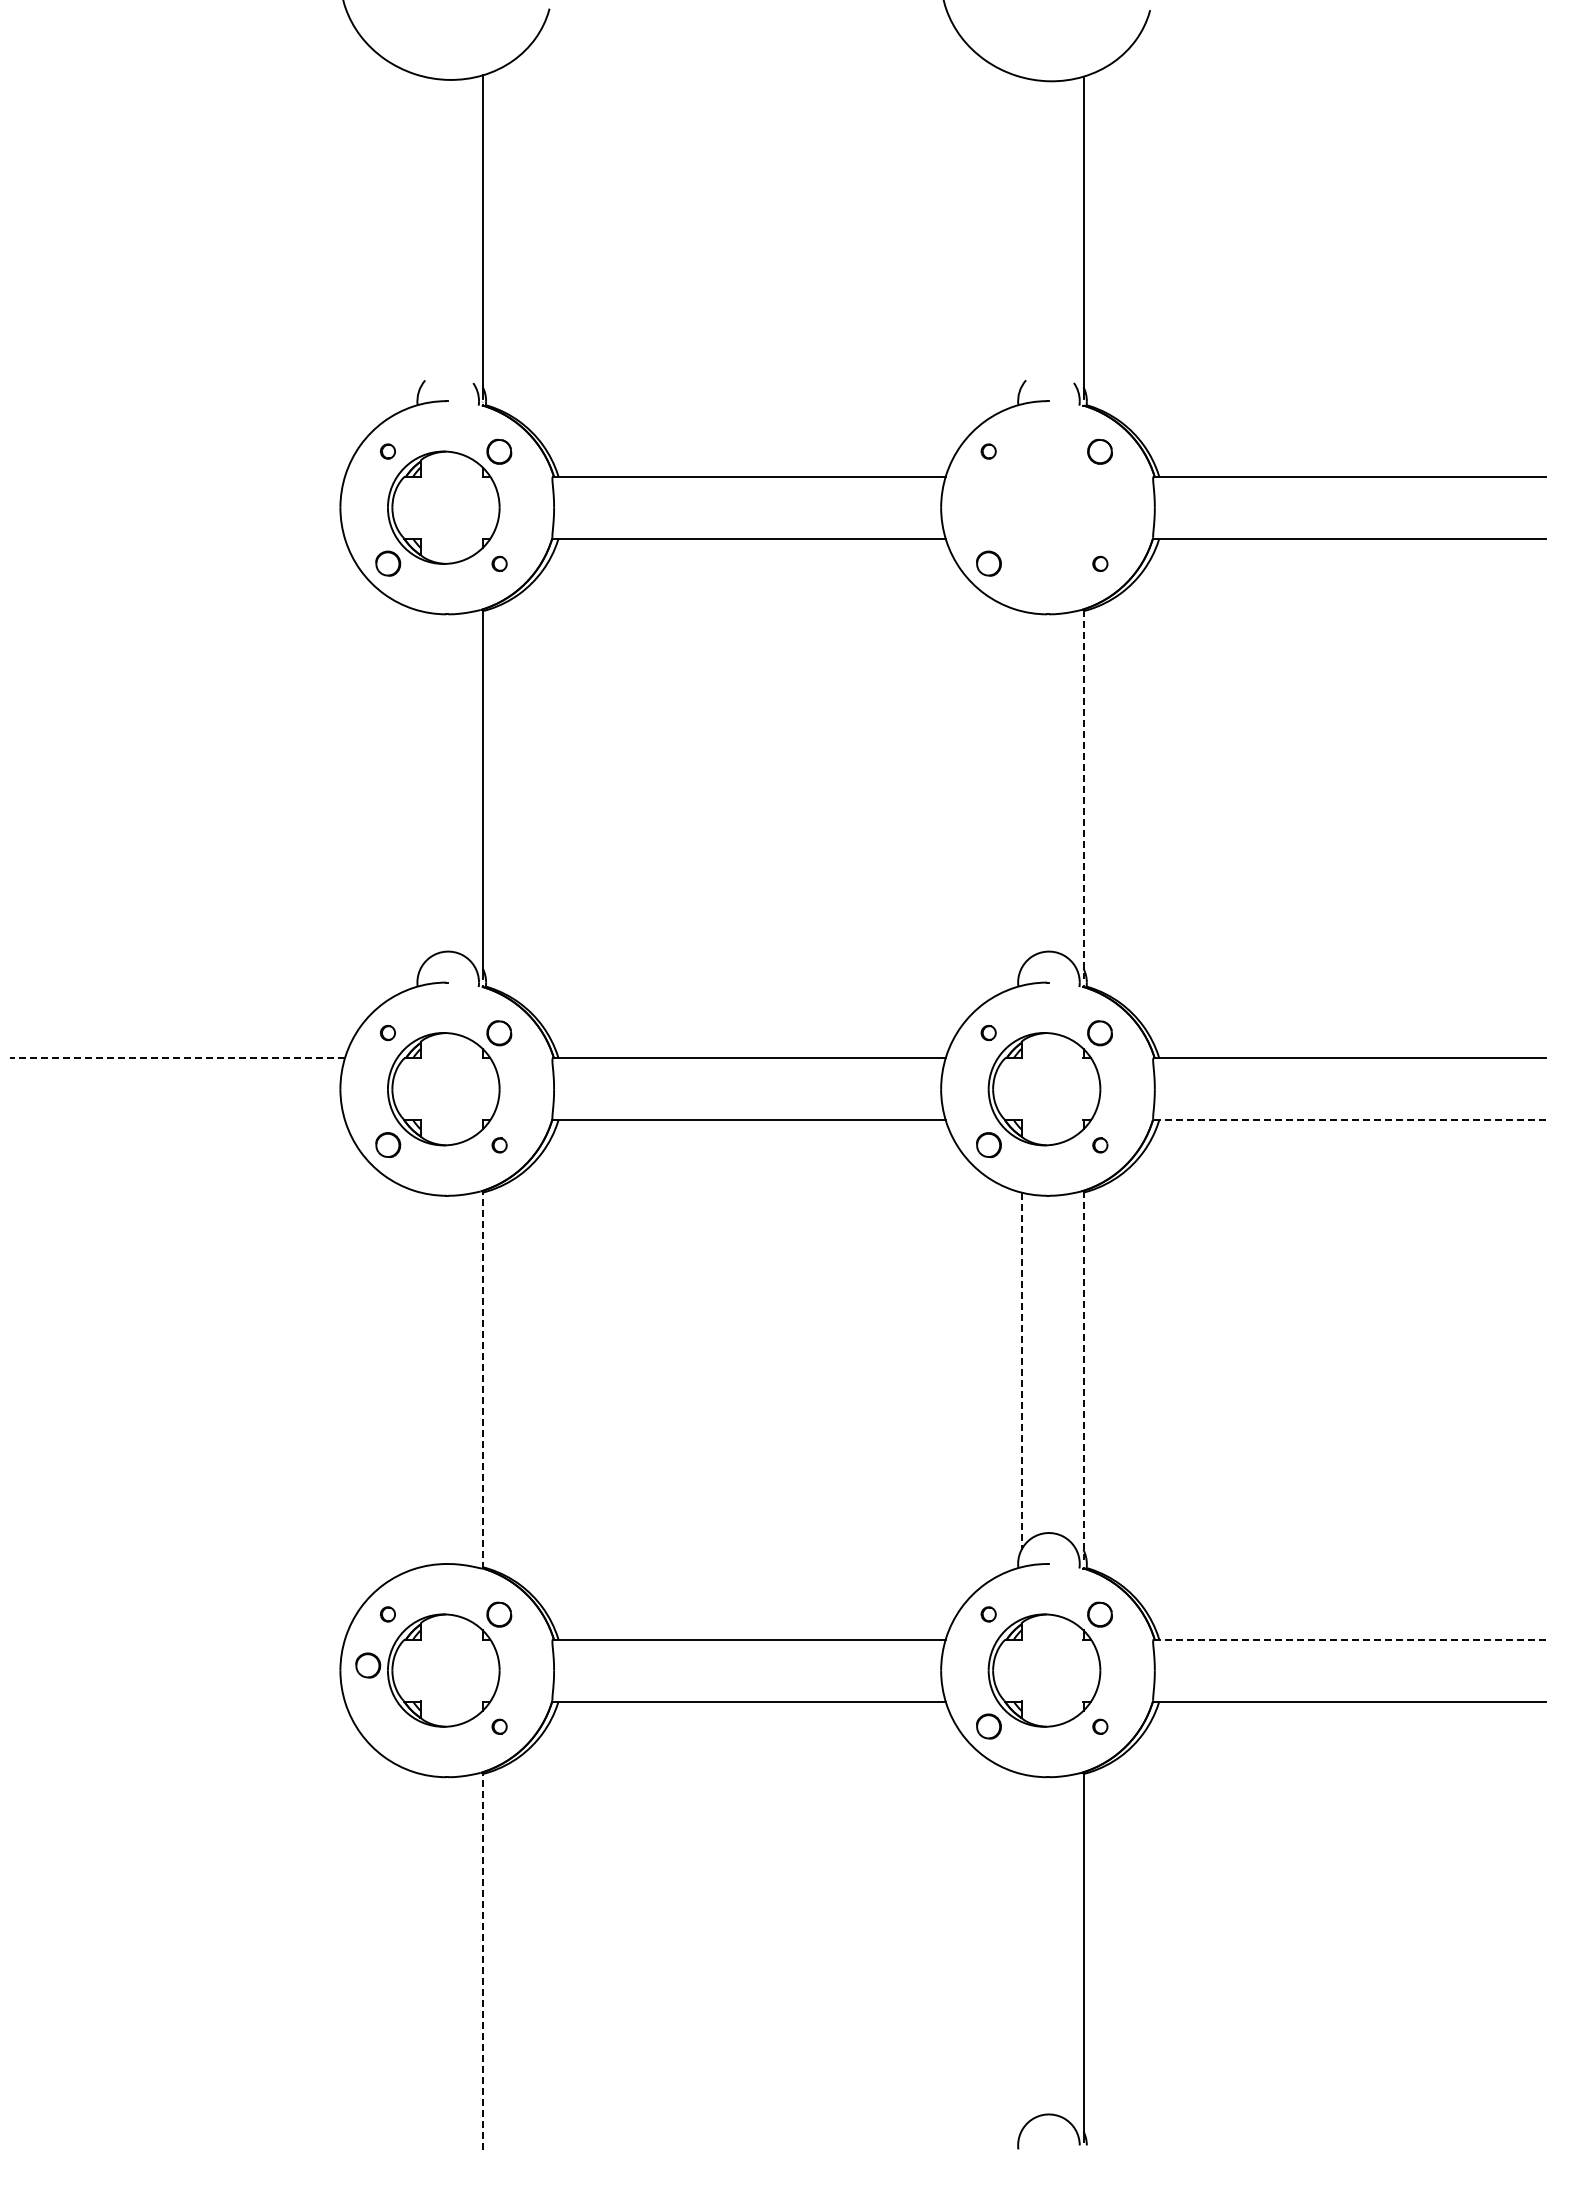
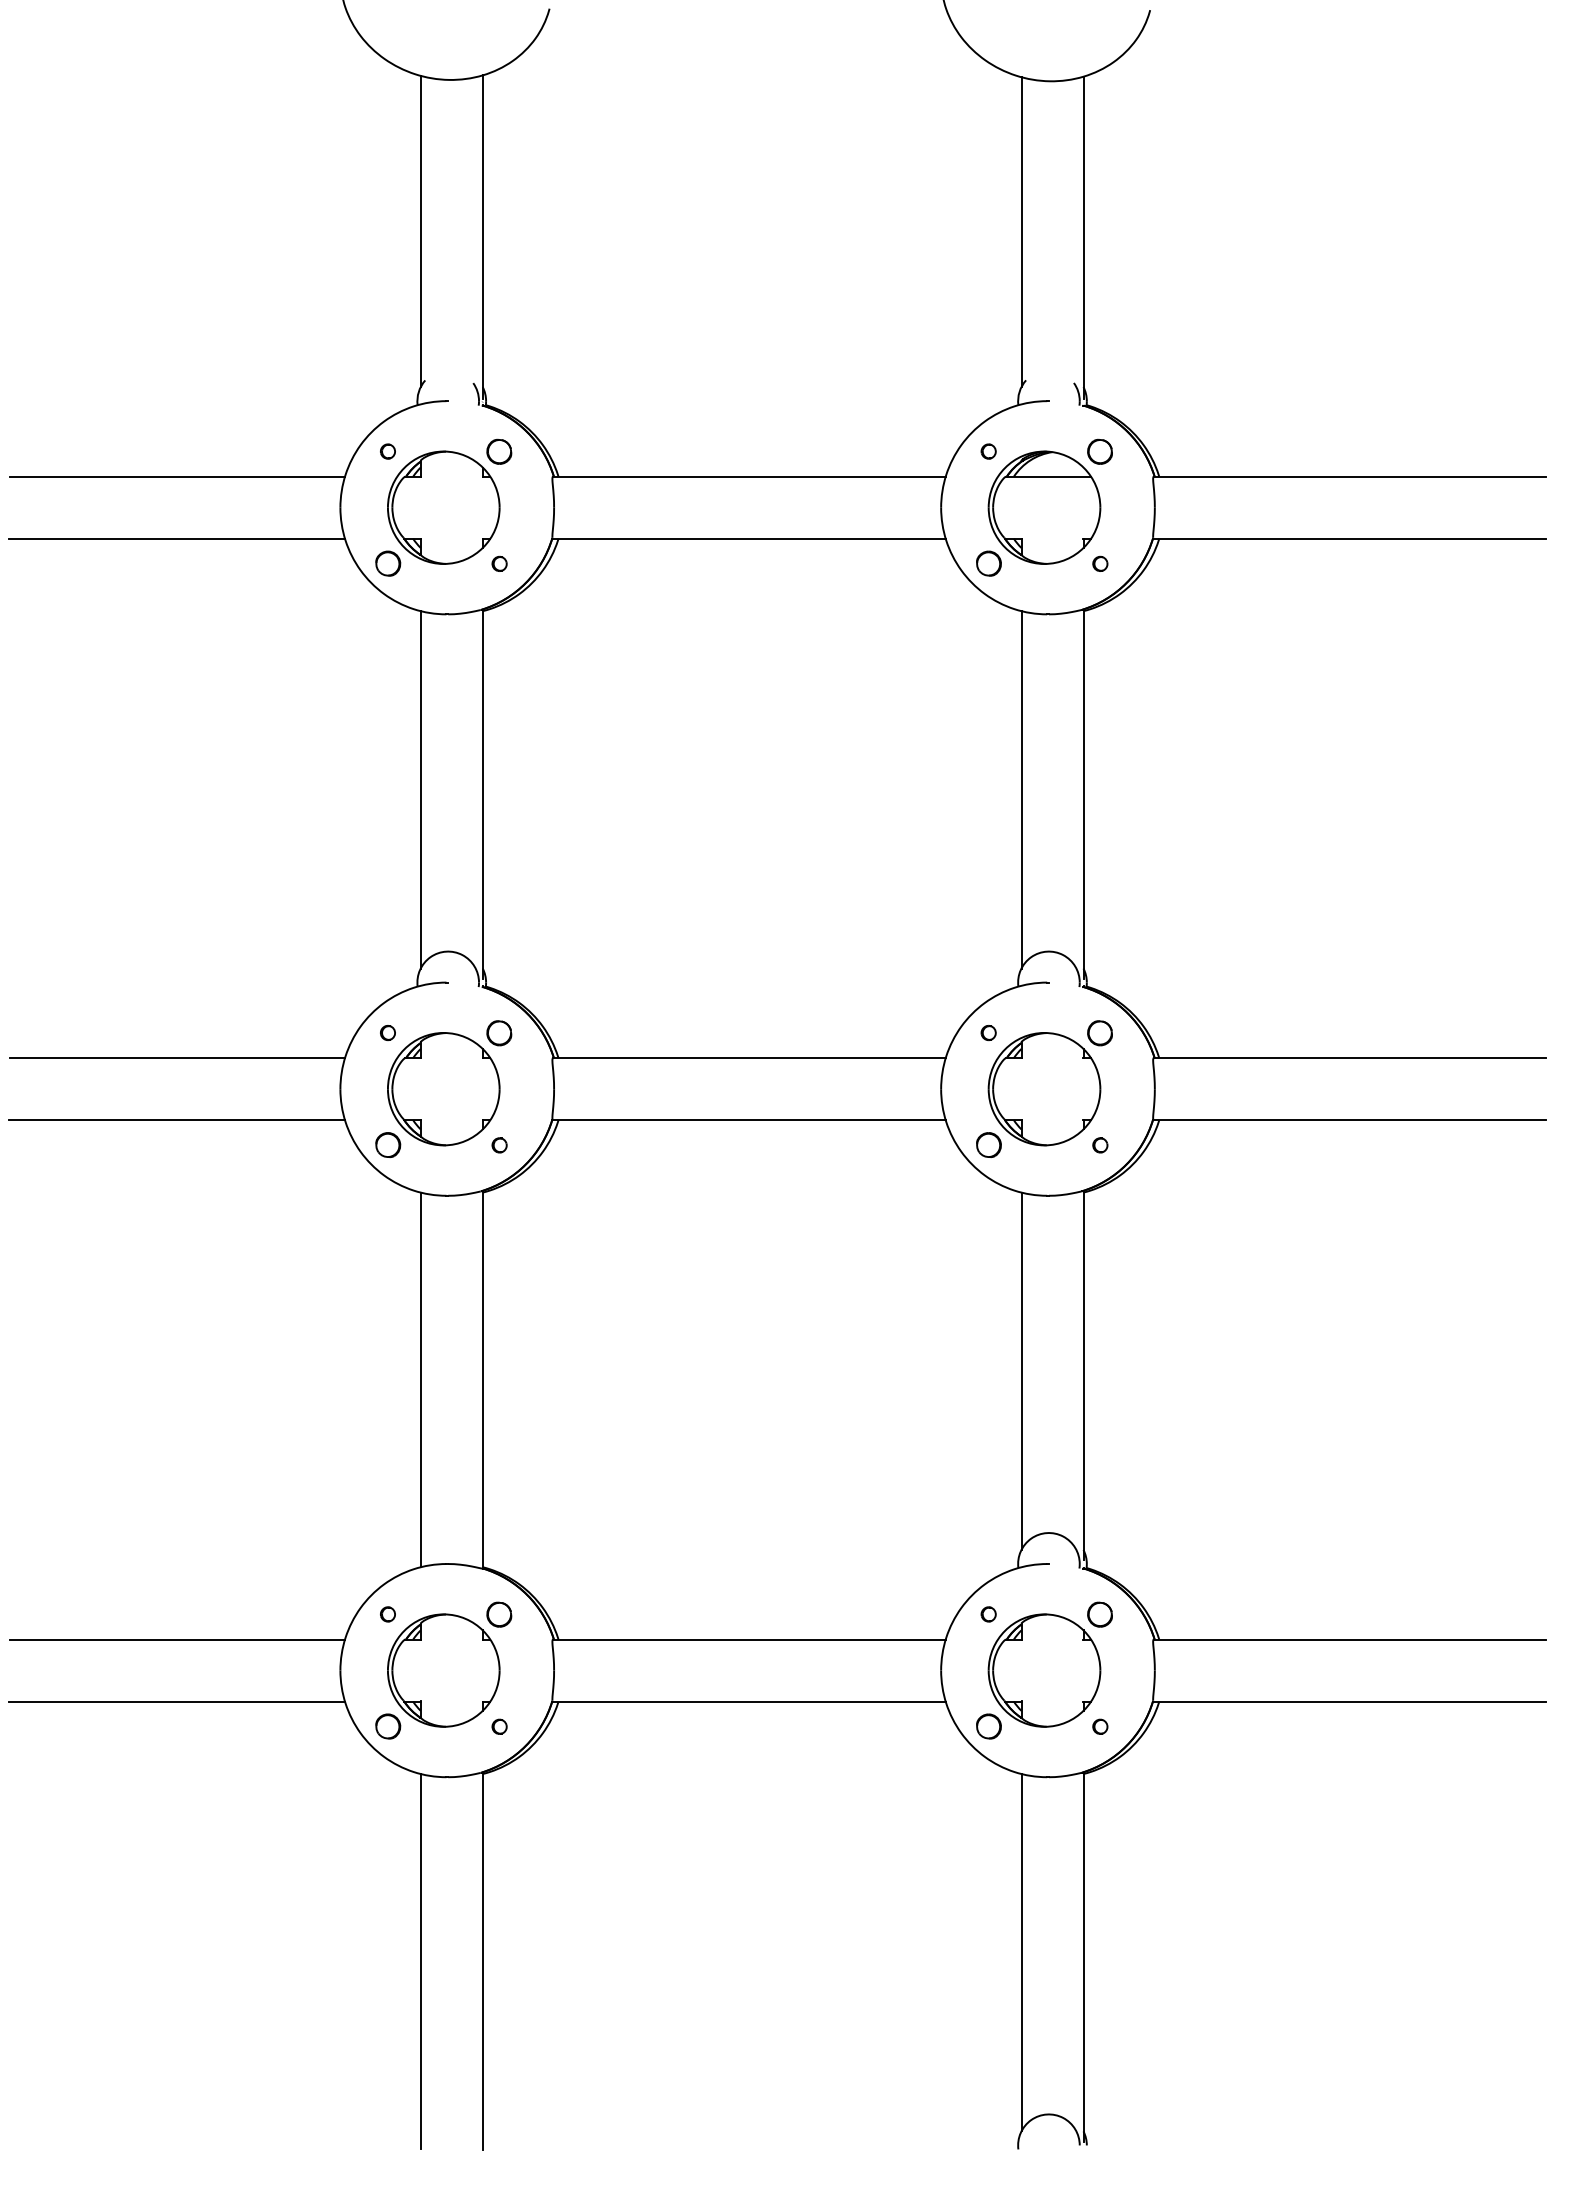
line: none -> present (420, 231)
line: none -> present (1021, 232)
line: none -> present (177, 476)
part: none -> present (1044, 507)
line: none -> present (176, 538)
line: none -> present (420, 789)
line: none -> present (1021, 789)
line: dashed -> solid (1083, 794)
line: dashed -> solid (177, 1058)
line: none -> present (176, 1120)
line: dashed -> solid (1349, 1120)
line: dashed -> solid (1021, 1371)
line: dashed -> solid (1083, 1375)
line: none -> present (420, 1379)
line: dashed -> solid (482, 1379)
line: none -> present (177, 1639)
line: dashed -> solid (1350, 1639)
part position: (368, 1665) -> (388, 1726) (388, 1726)
line: none -> present (176, 1701)
line: none -> present (1021, 1952)
line: none -> present (420, 1961)
line: dashed -> solid (482, 1961)
